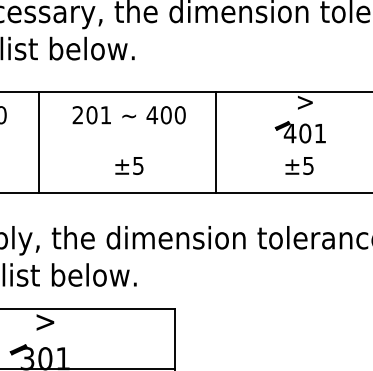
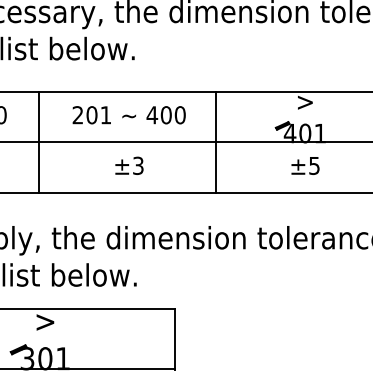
line: none -> present (185, 142)
text: ±5 -> ±3 (138, 165)
text position: (299, 165) -> (305, 165) (305, 165)
